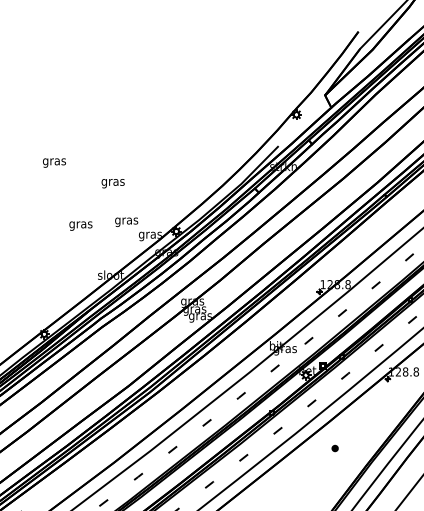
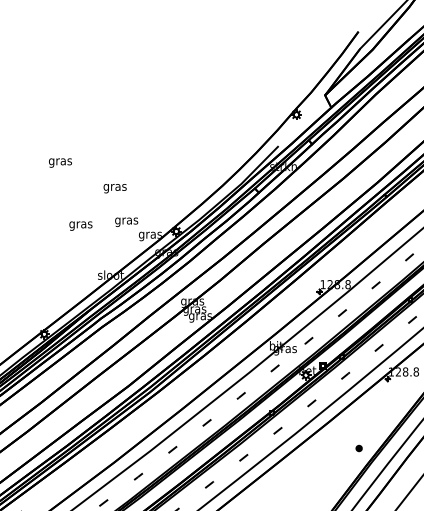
text position: (54, 162) -> (60, 162) (60, 162)
text position: (112, 183) -> (114, 188) (114, 188)
part position: (334, 448) -> (358, 448) (358, 448)
